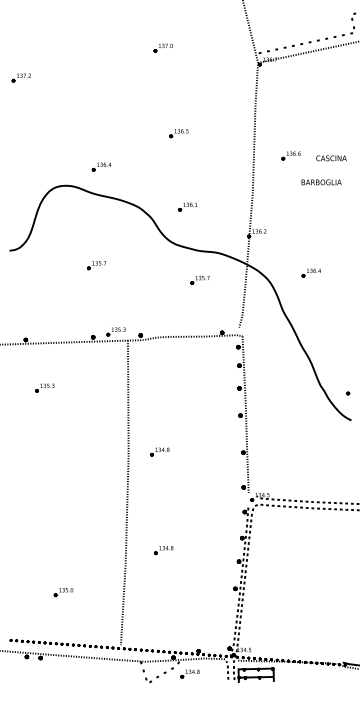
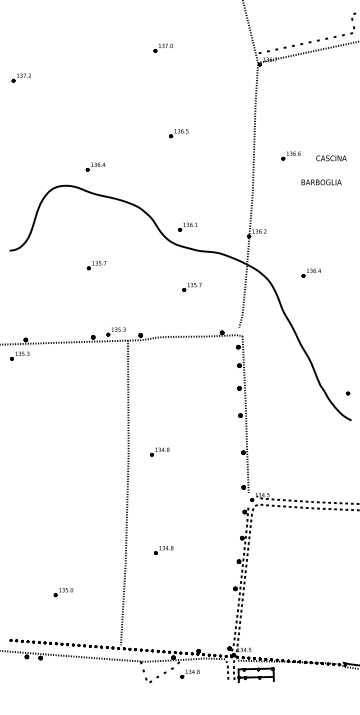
part position: (101, 166) -> (95, 166) (95, 166)
part position: (187, 206) -> (187, 226) (187, 226)
part position: (199, 280) -> (191, 287) (191, 287)
part position: (44, 387) -> (19, 355) (19, 355)
